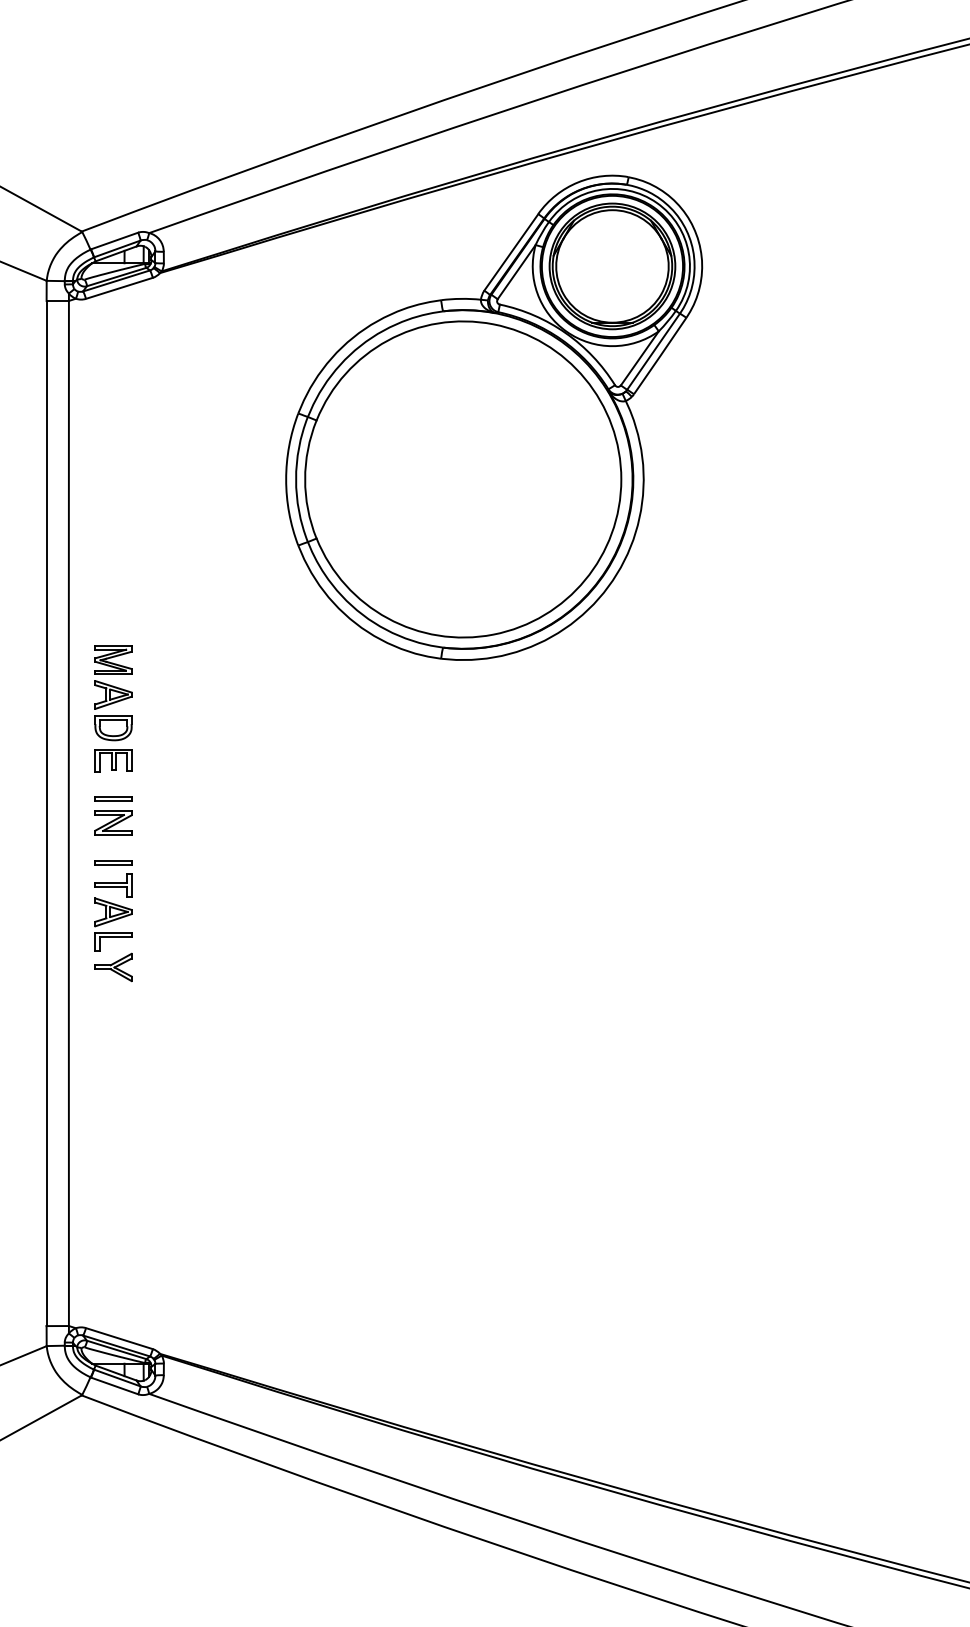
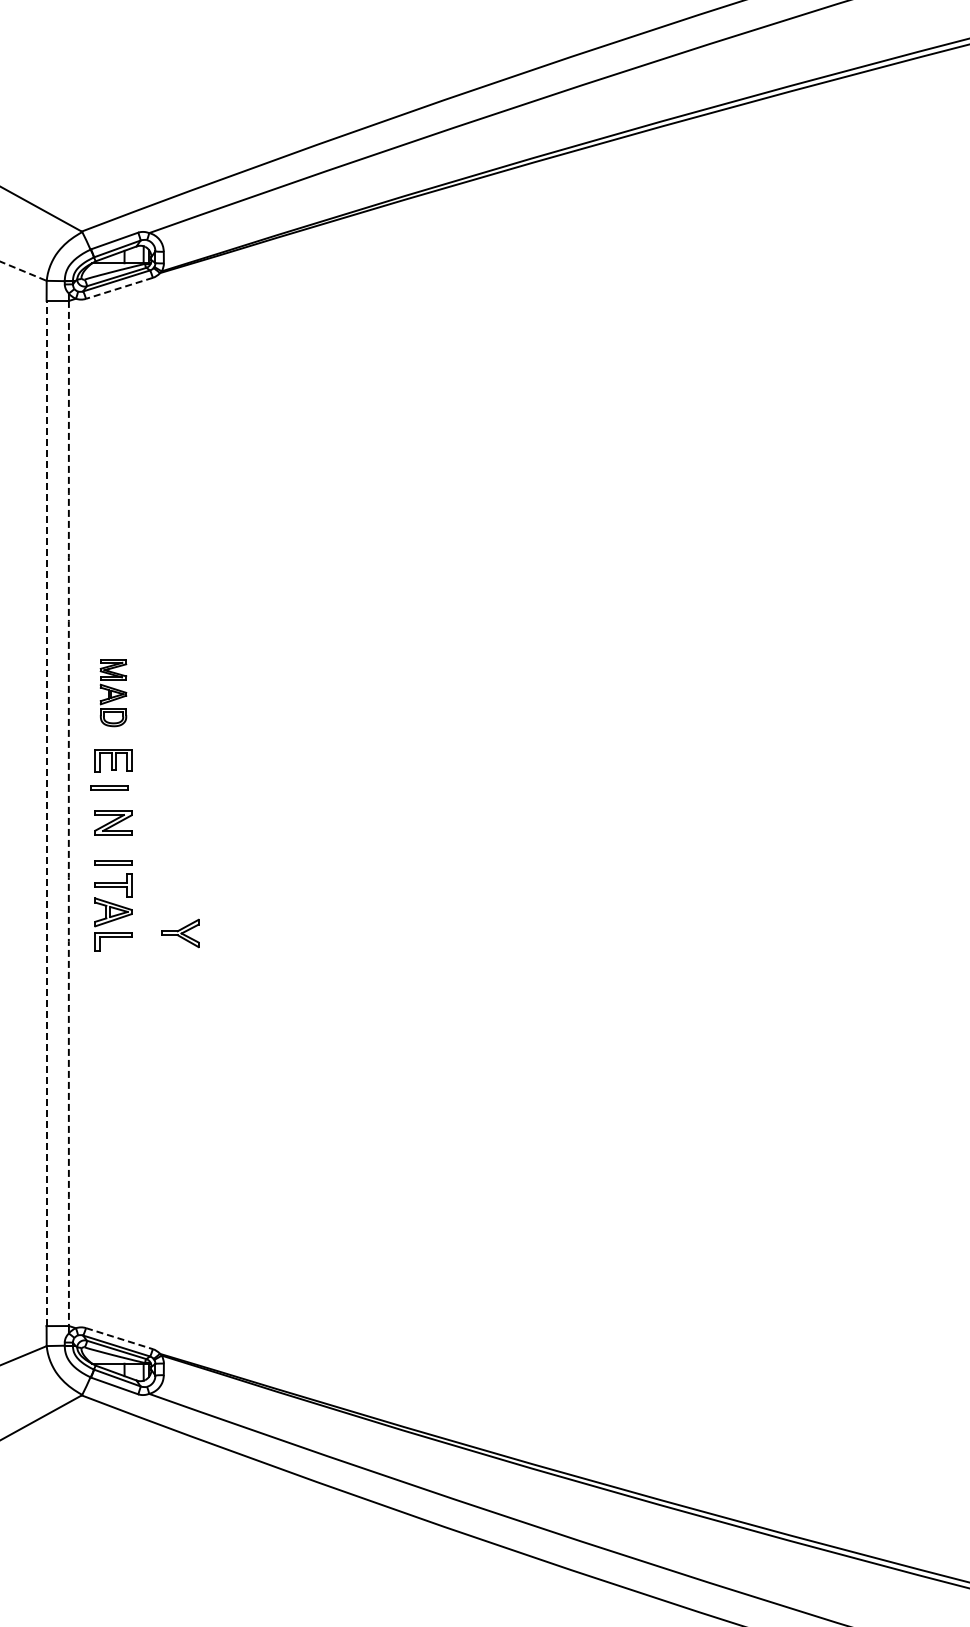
line: solid -> dashed (23, 271)
line: solid -> dashed (119, 288)
part: present -> none (494, 417)
part size: 39x97 px -> 29x69 px (113, 693)
part position: (113, 798) -> (109, 787) (109, 787)
line: solid -> dashed (46, 813)
arc: solid -> dashed (68, 813)
part position: (113, 967) -> (180, 933) (180, 933)
line: solid -> dashed (119, 1338)
